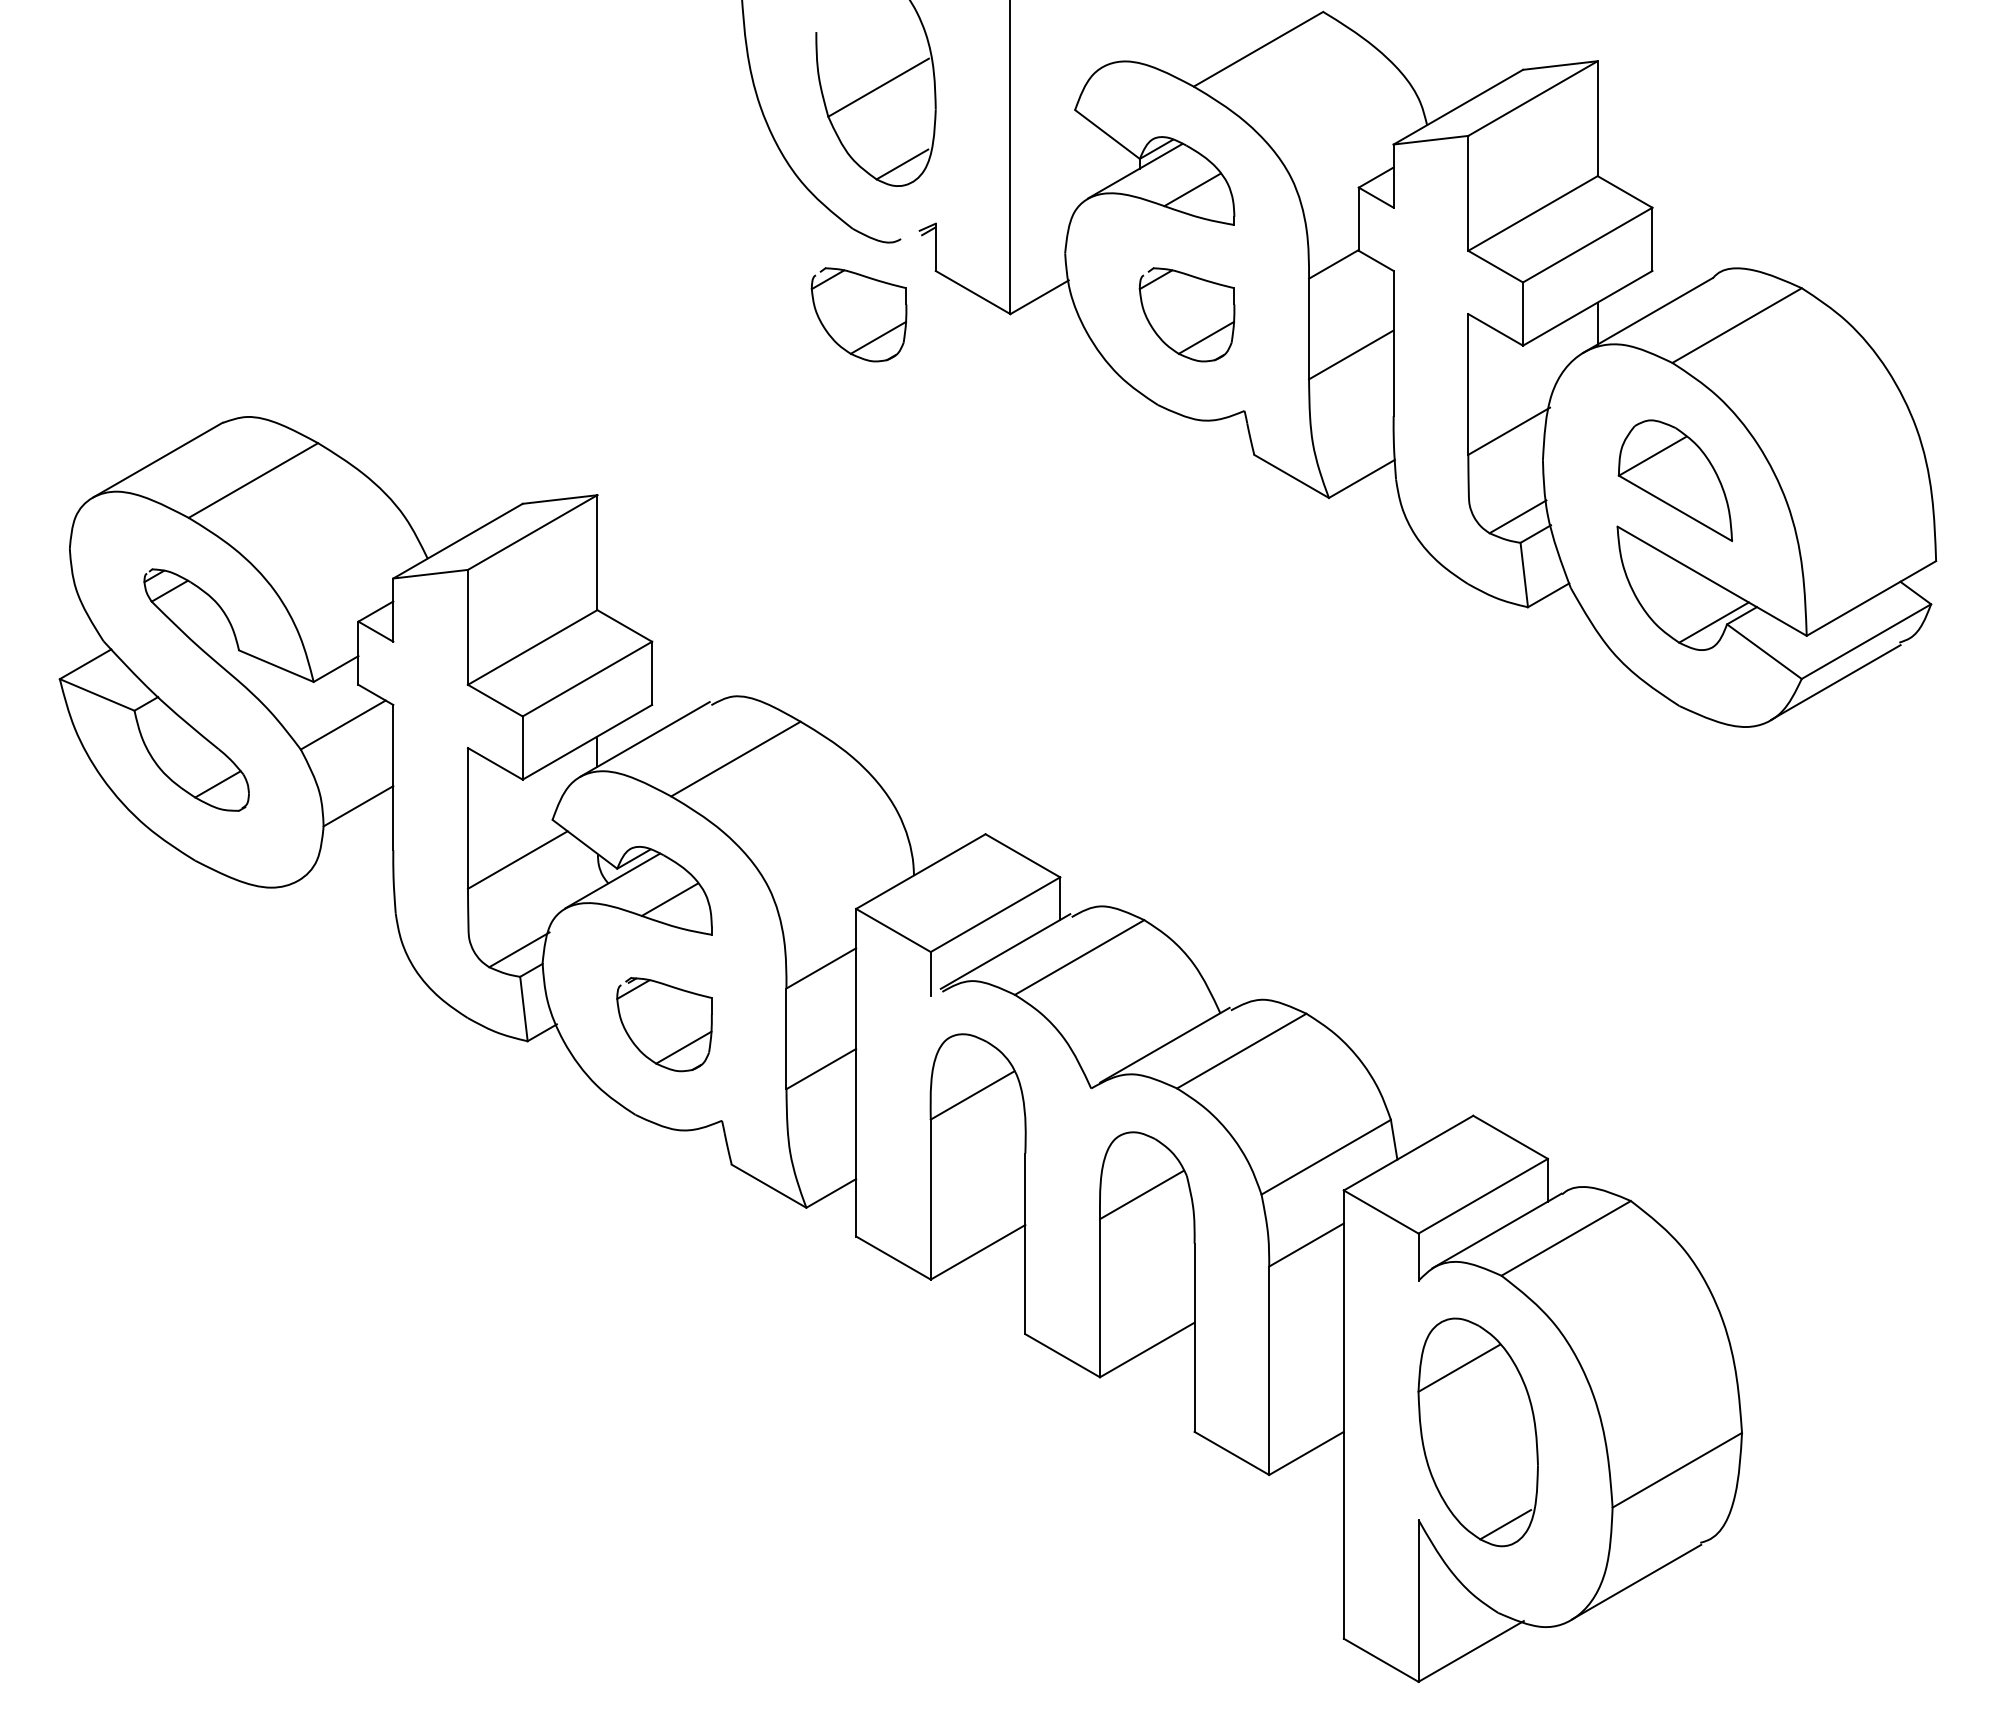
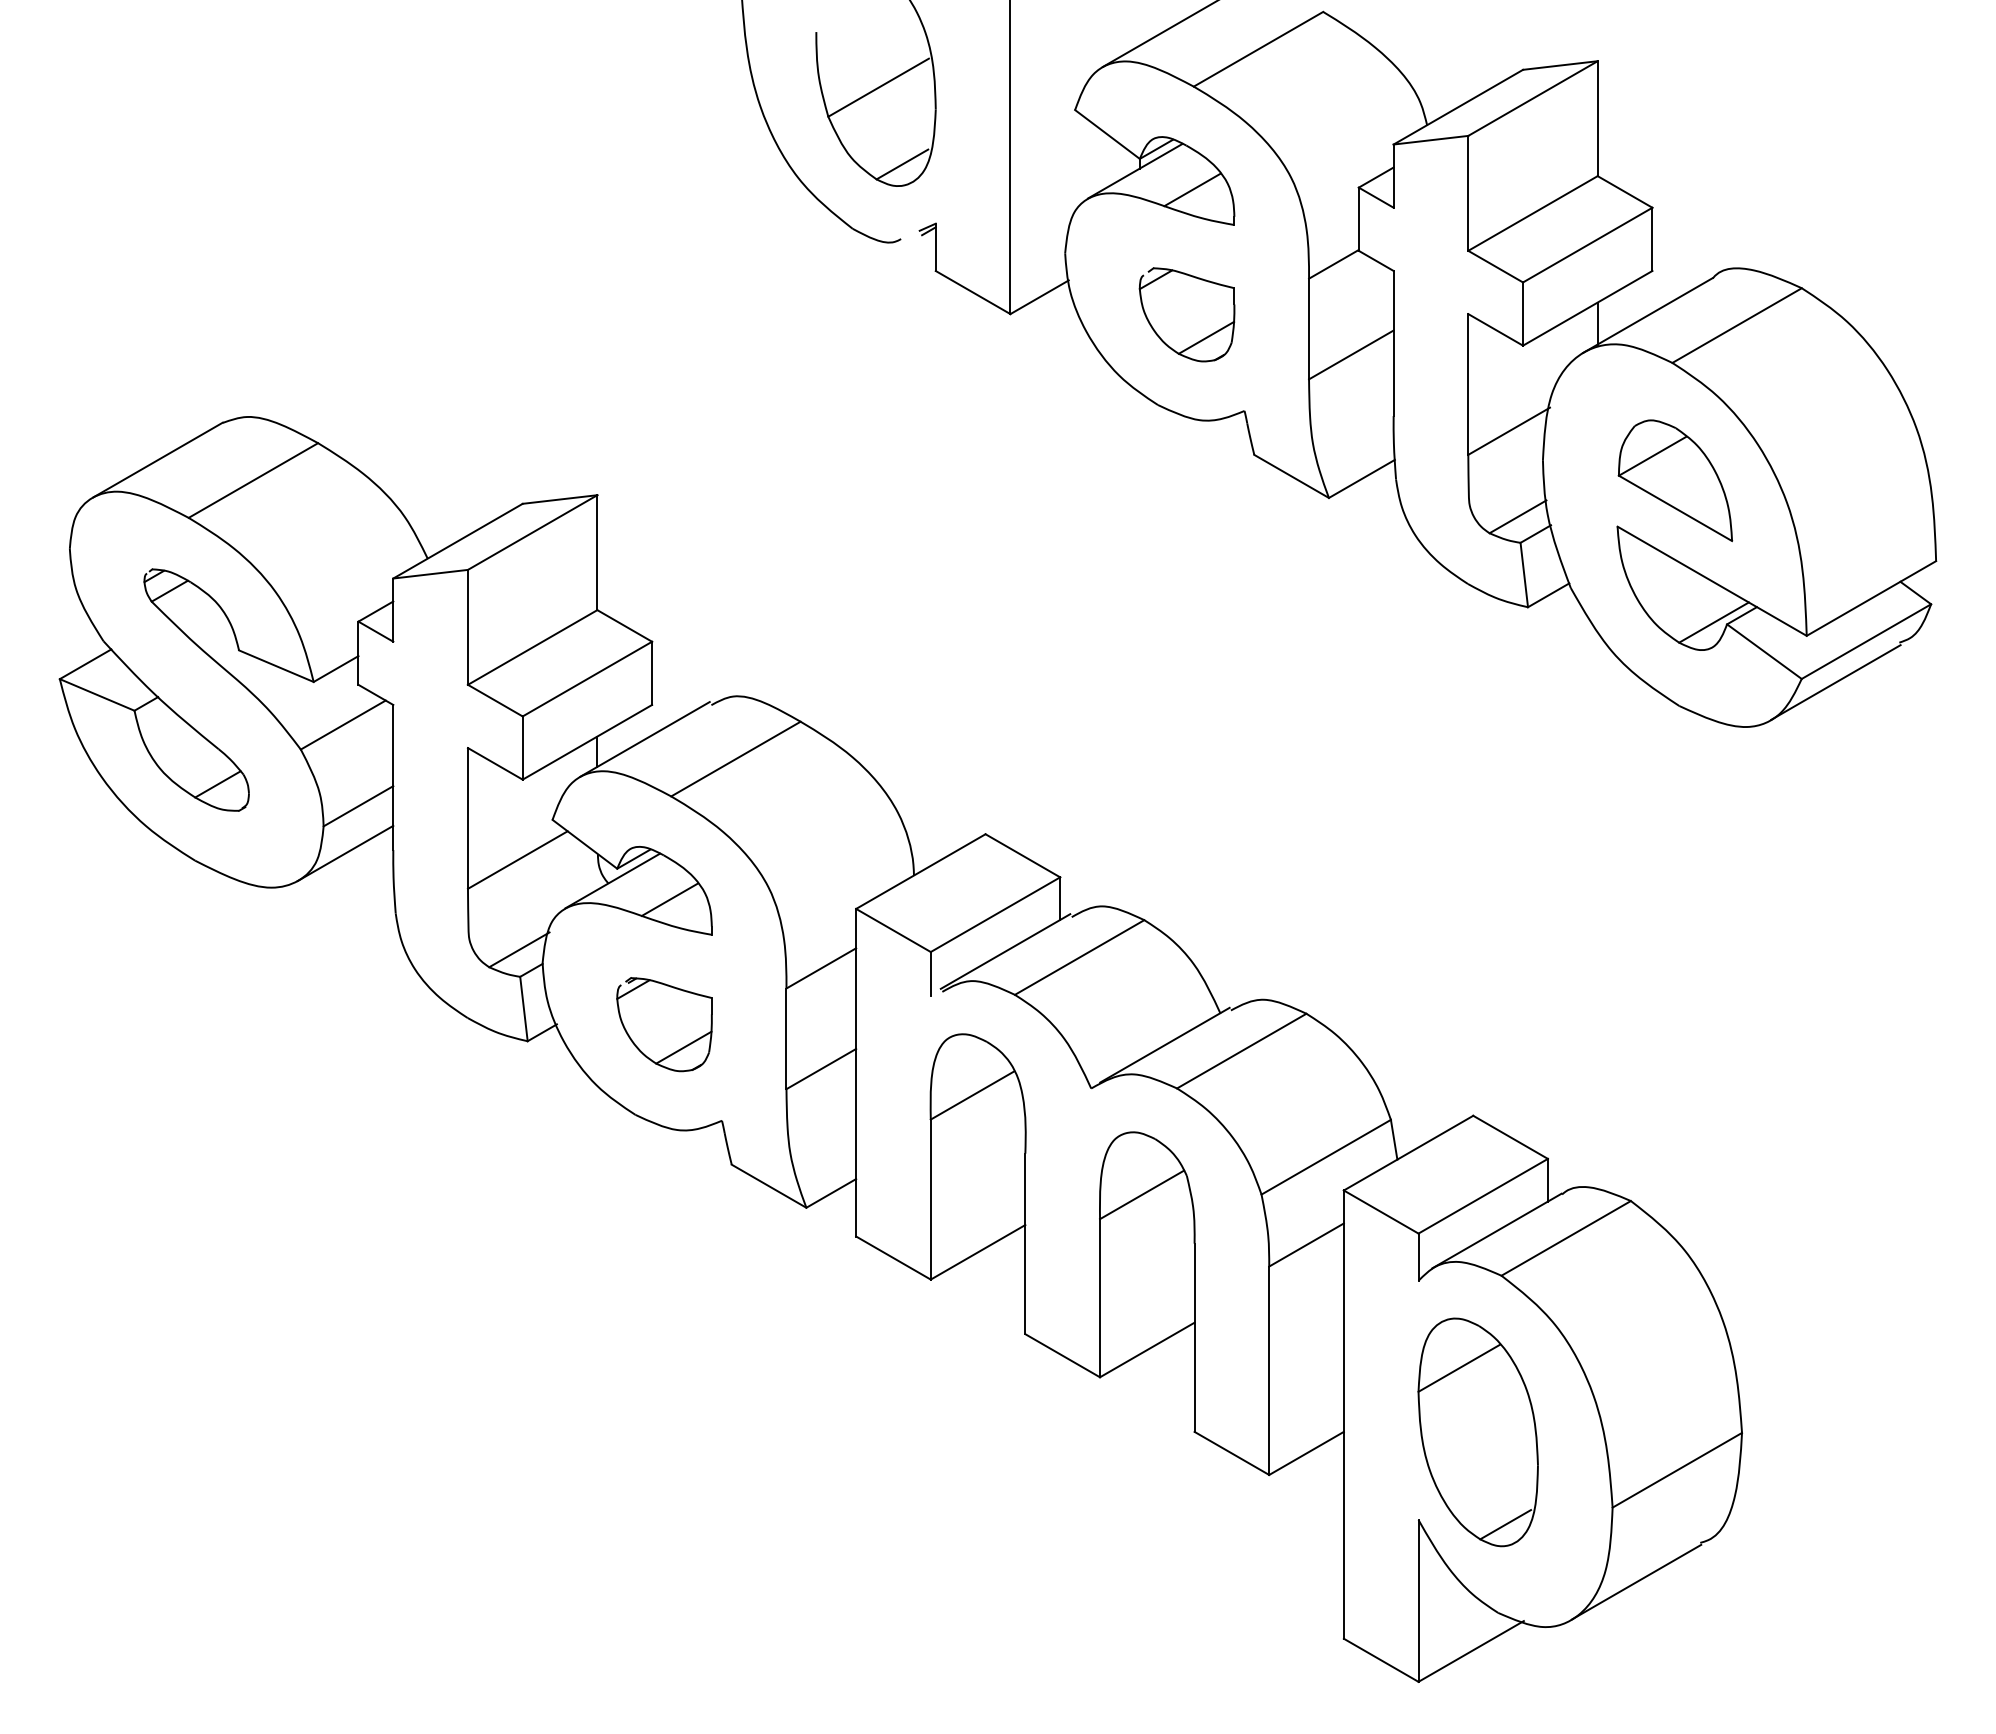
line: none -> present (1158, 34)
part: present -> none (858, 314)
line: none -> present (345, 853)
